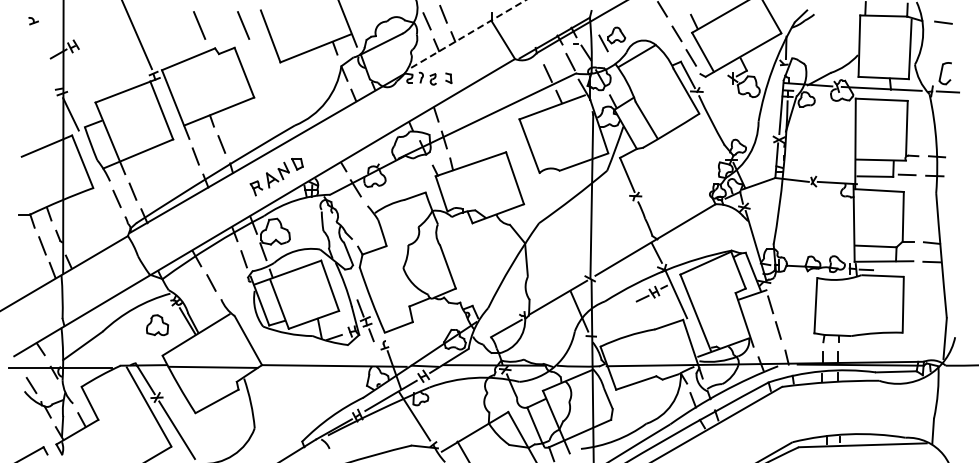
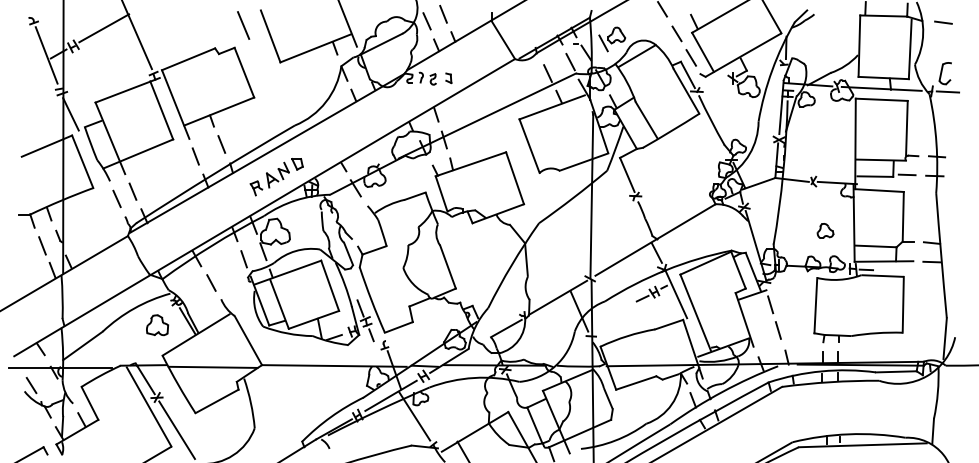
line: present -> none (199, 25)
line: none -> present (104, 28)
line: dashed -> solid (466, 35)
line: none -> present (46, 55)
part: none -> present (825, 230)
